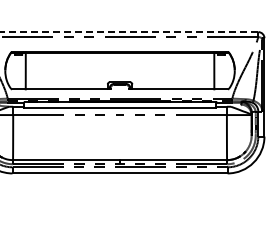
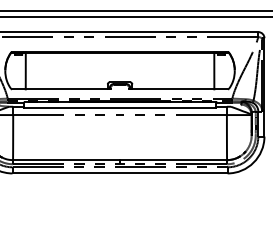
line: none -> present (135, 10)
line: none -> present (135, 16)
line: dashed -> solid (129, 32)
